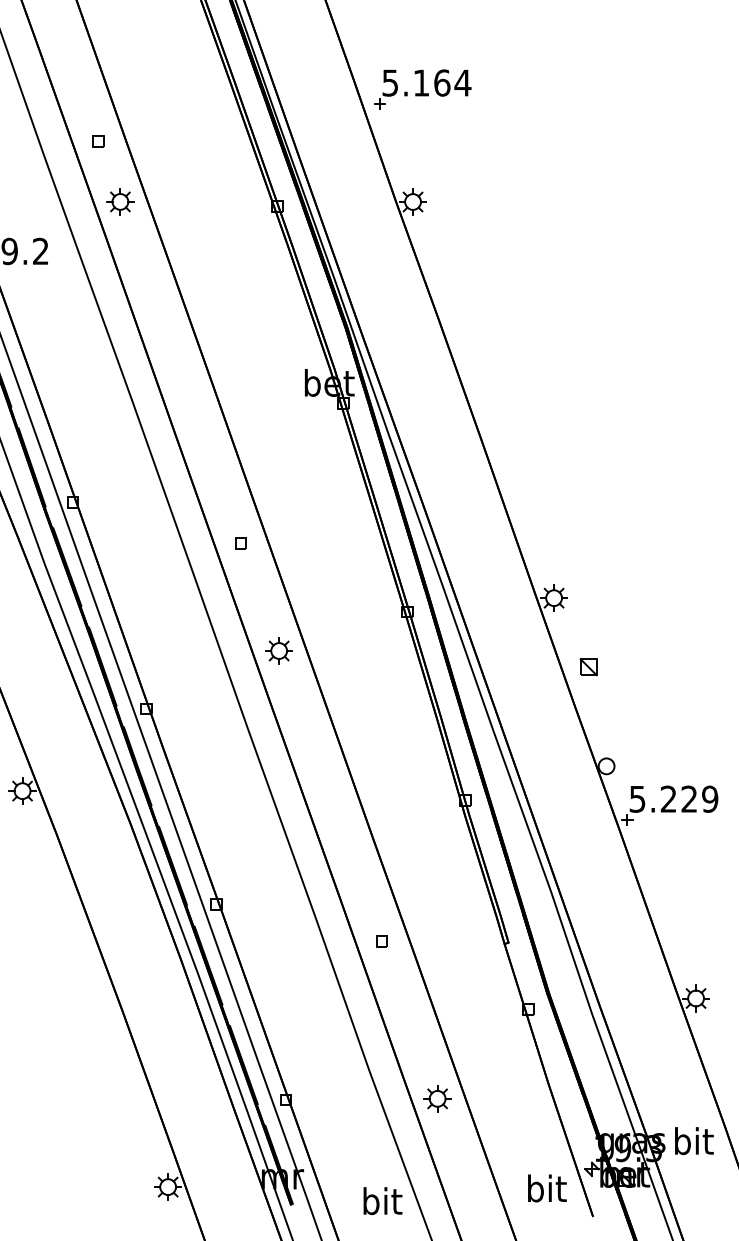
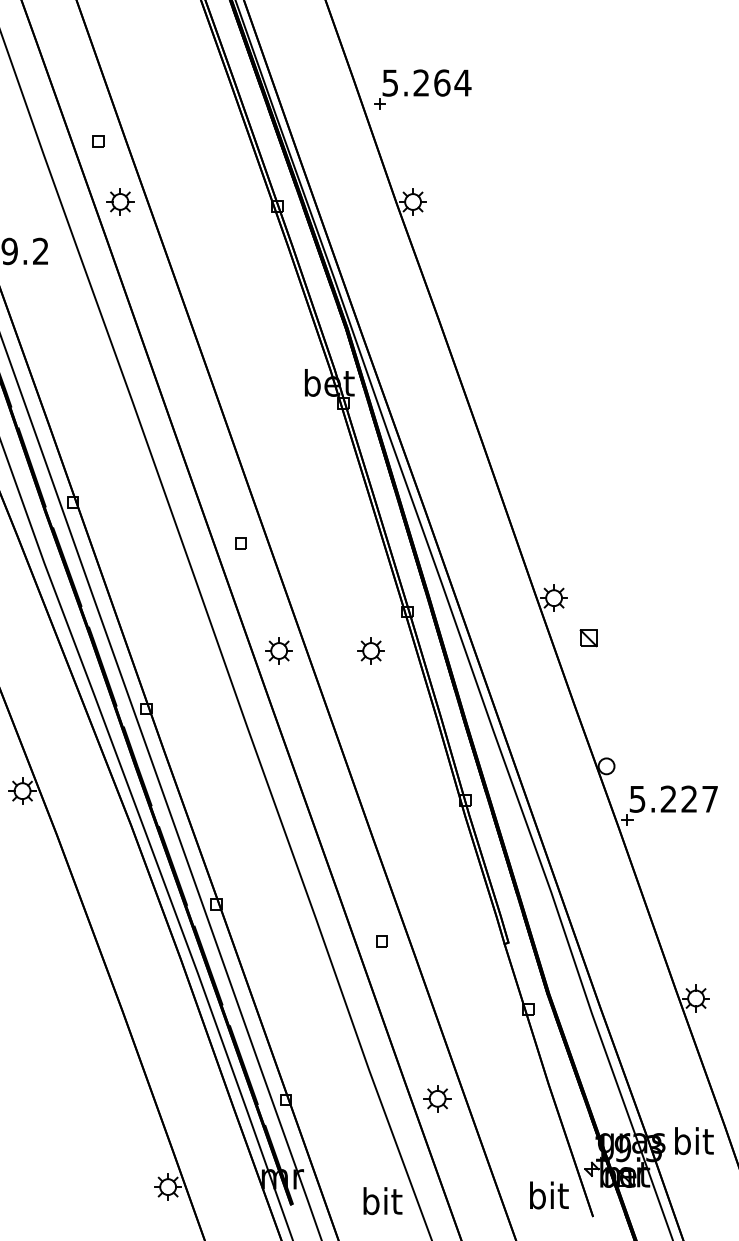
text: 5.164 -> 5.264 (420, 82)
part: none -> present (370, 650)
part position: (588, 667) -> (588, 638) (588, 638)
text: 5.229 -> 5.227 (710, 798)
text position: (547, 1188) -> (549, 1195) (549, 1195)
